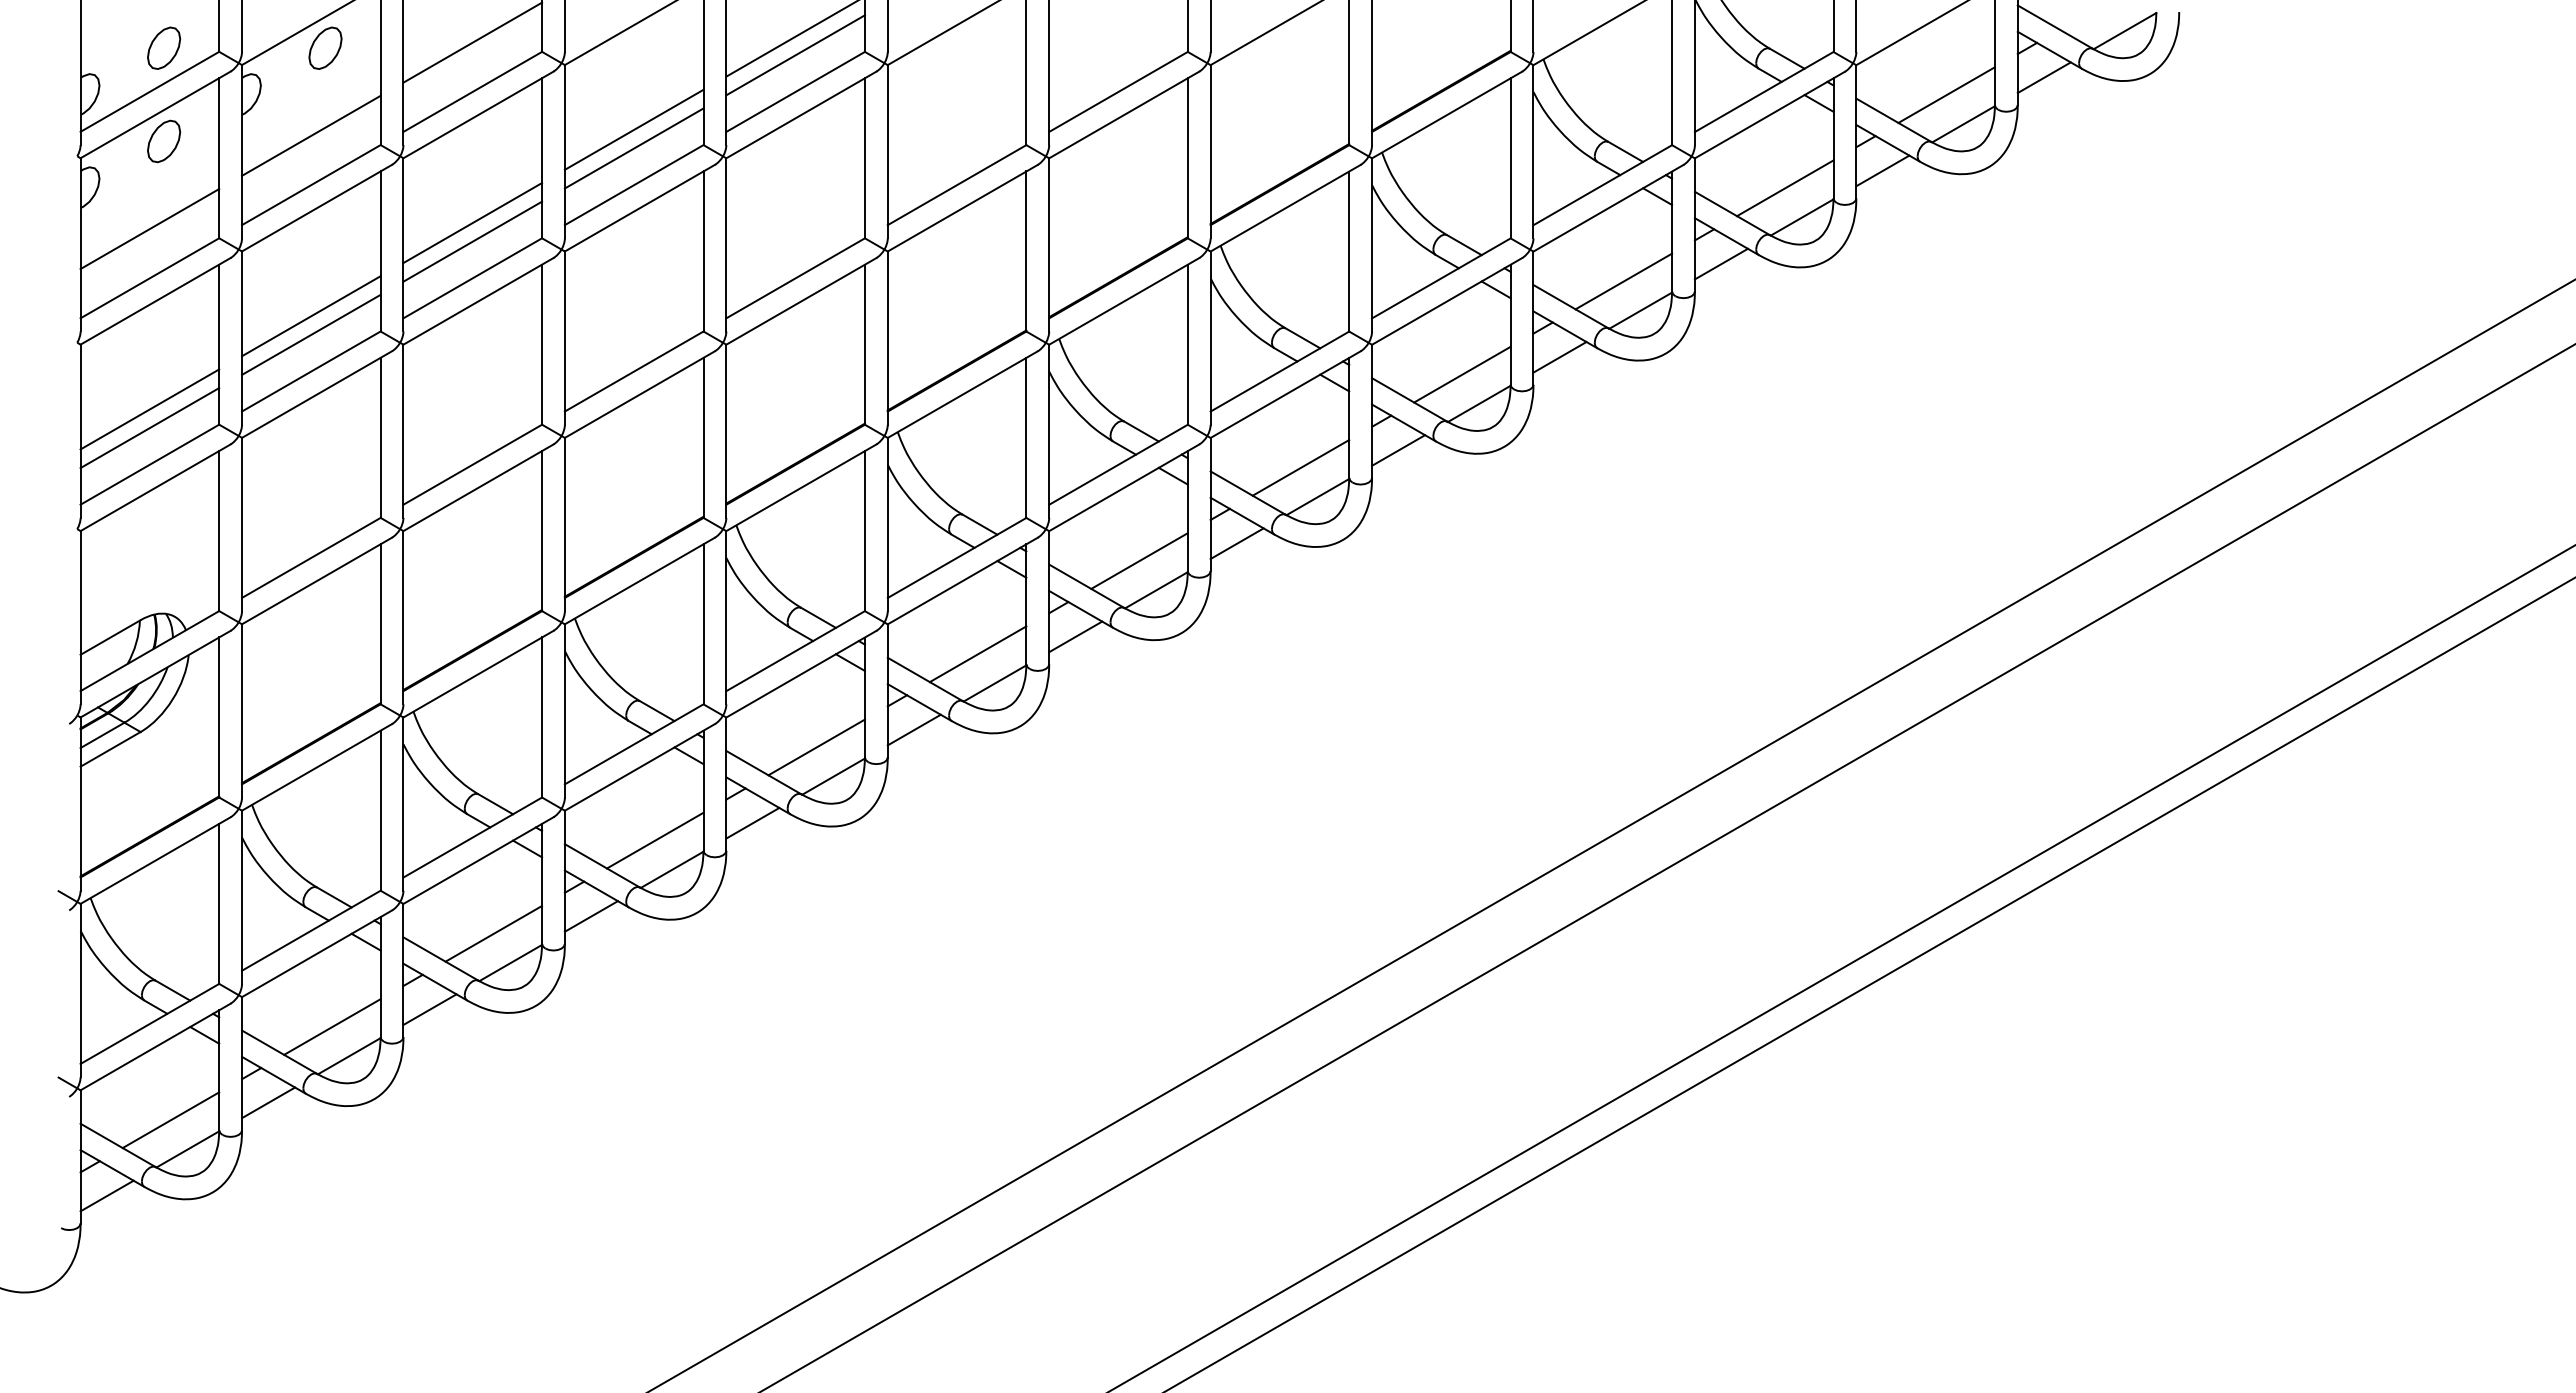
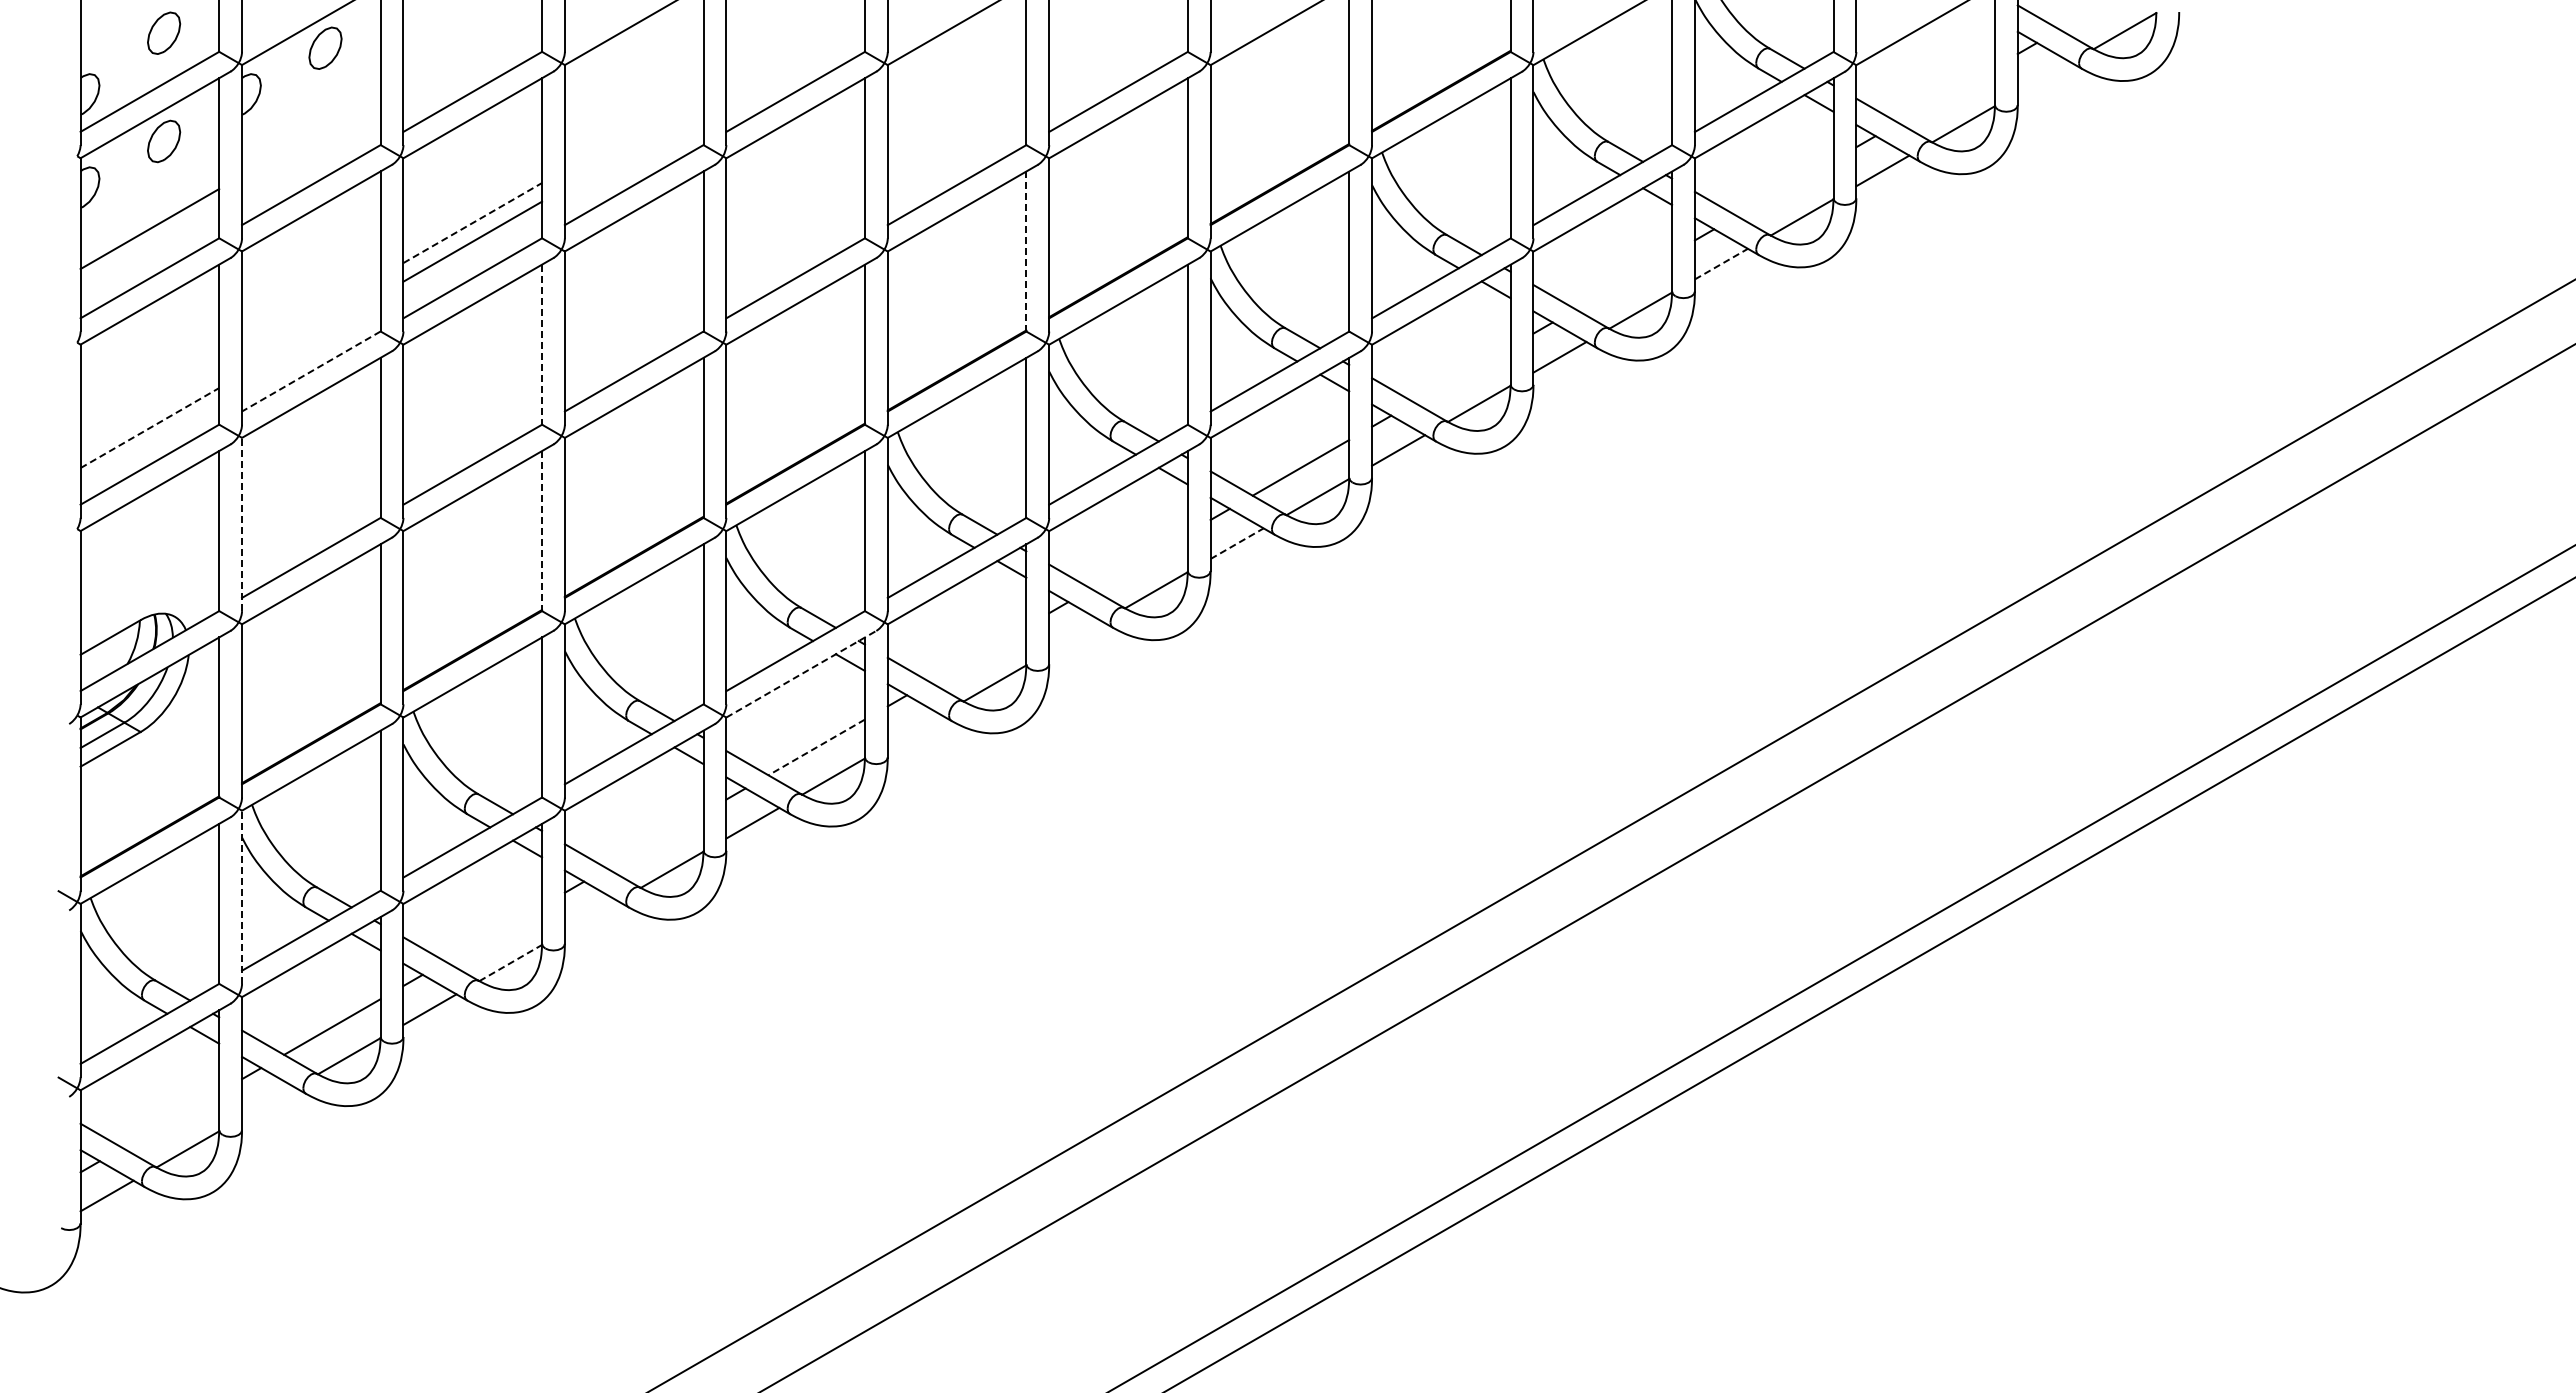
line: present -> none (790, 39)
line: present -> none (472, 42)
part position: (164, 47) -> (164, 32) (164, 32)
line: present -> none (795, 55)
line: present -> none (2043, 77)
line: present -> none (1946, 94)
line: present -> none (633, 129)
line: present -> none (311, 135)
line: present -> none (633, 148)
line: present -> none (1785, 188)
line: solid -> dashed (473, 222)
line: solid -> dashed (1026, 252)
line: solid -> dashed (1721, 264)
line: present -> none (1623, 281)
line: present -> none (311, 316)
line: present -> none (311, 334)
line: solid -> dashed (542, 345)
line: solid -> dashed (310, 371)
line: present -> none (1462, 374)
line: present -> none (149, 409)
line: solid -> dashed (150, 427)
line: solid -> dashed (242, 524)
line: solid -> dashed (542, 531)
line: solid -> dashed (1237, 543)
line: present -> none (1139, 560)
line: present -> none (1075, 636)
line: present -> none (977, 654)
line: solid -> dashed (801, 674)
line: present -> none (913, 729)
line: solid -> dashed (816, 747)
line: present -> none (655, 840)
line: solid -> dashed (242, 897)
line: present -> none (590, 916)
line: present -> none (493, 933)
line: solid -> dashed (511, 962)
line: present -> none (268, 1102)
line: present -> none (170, 1120)
